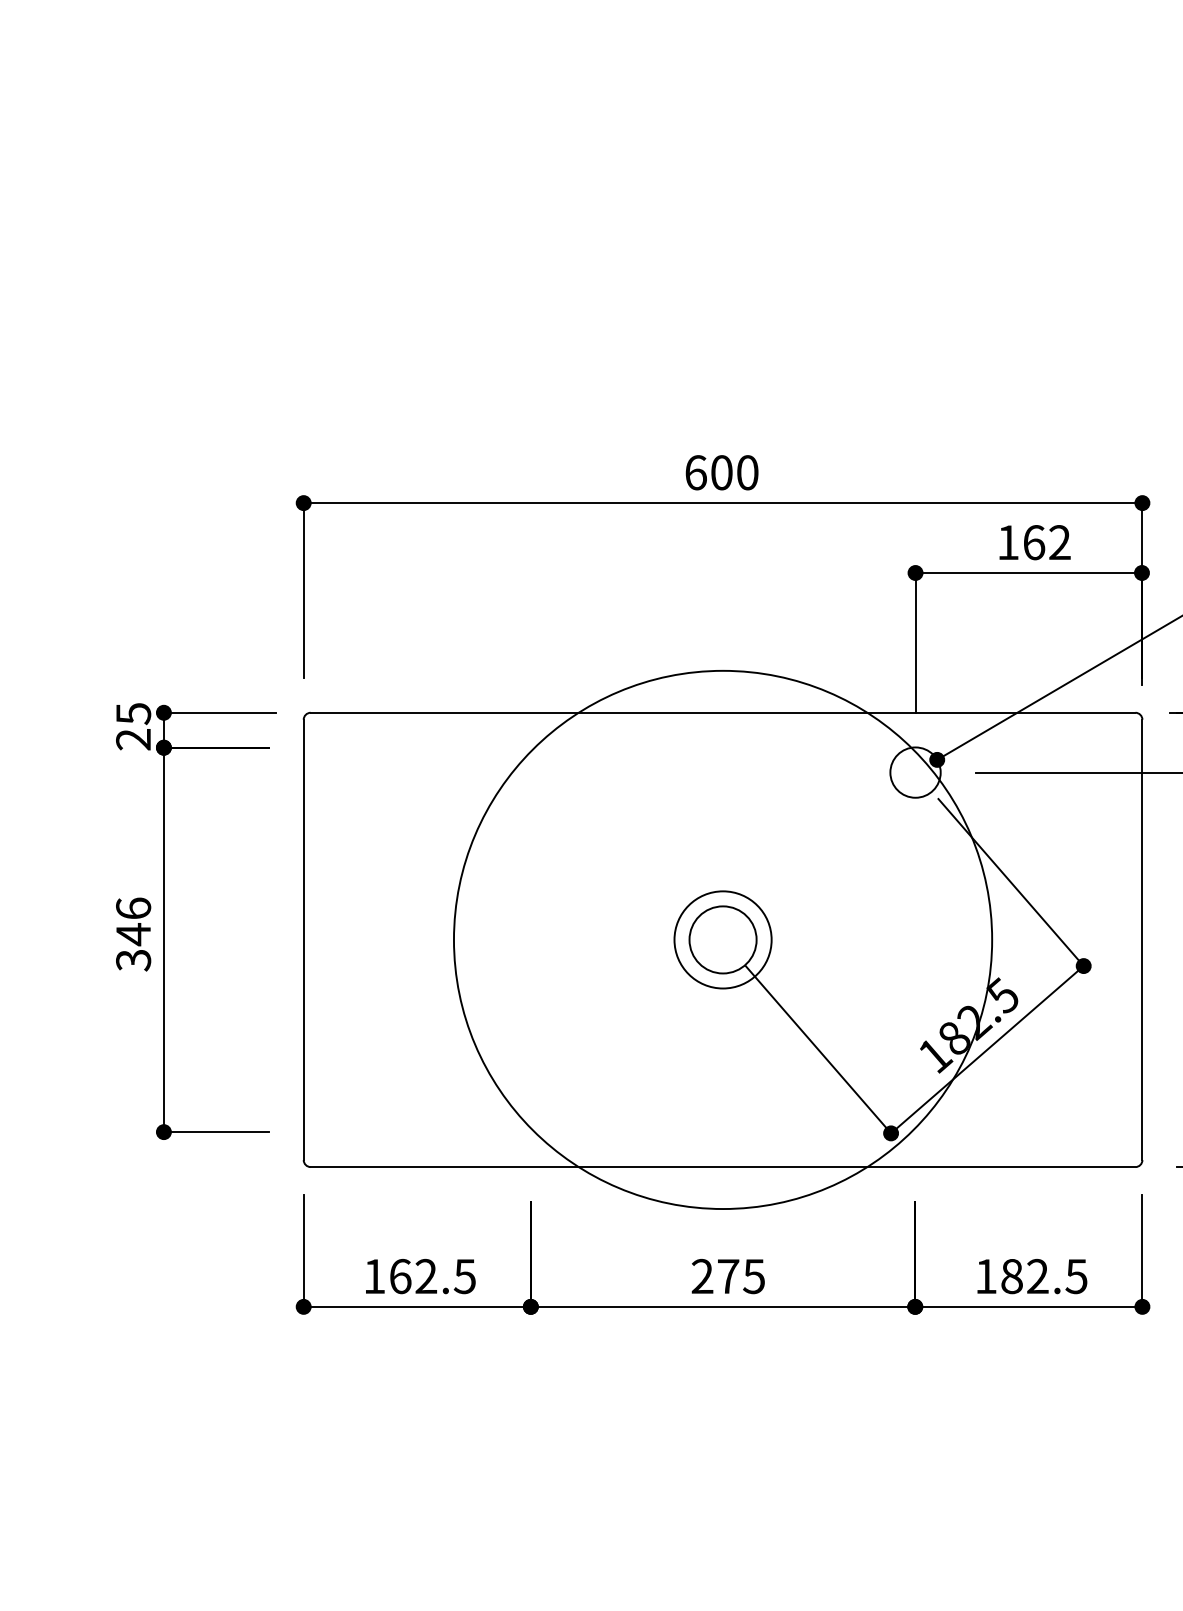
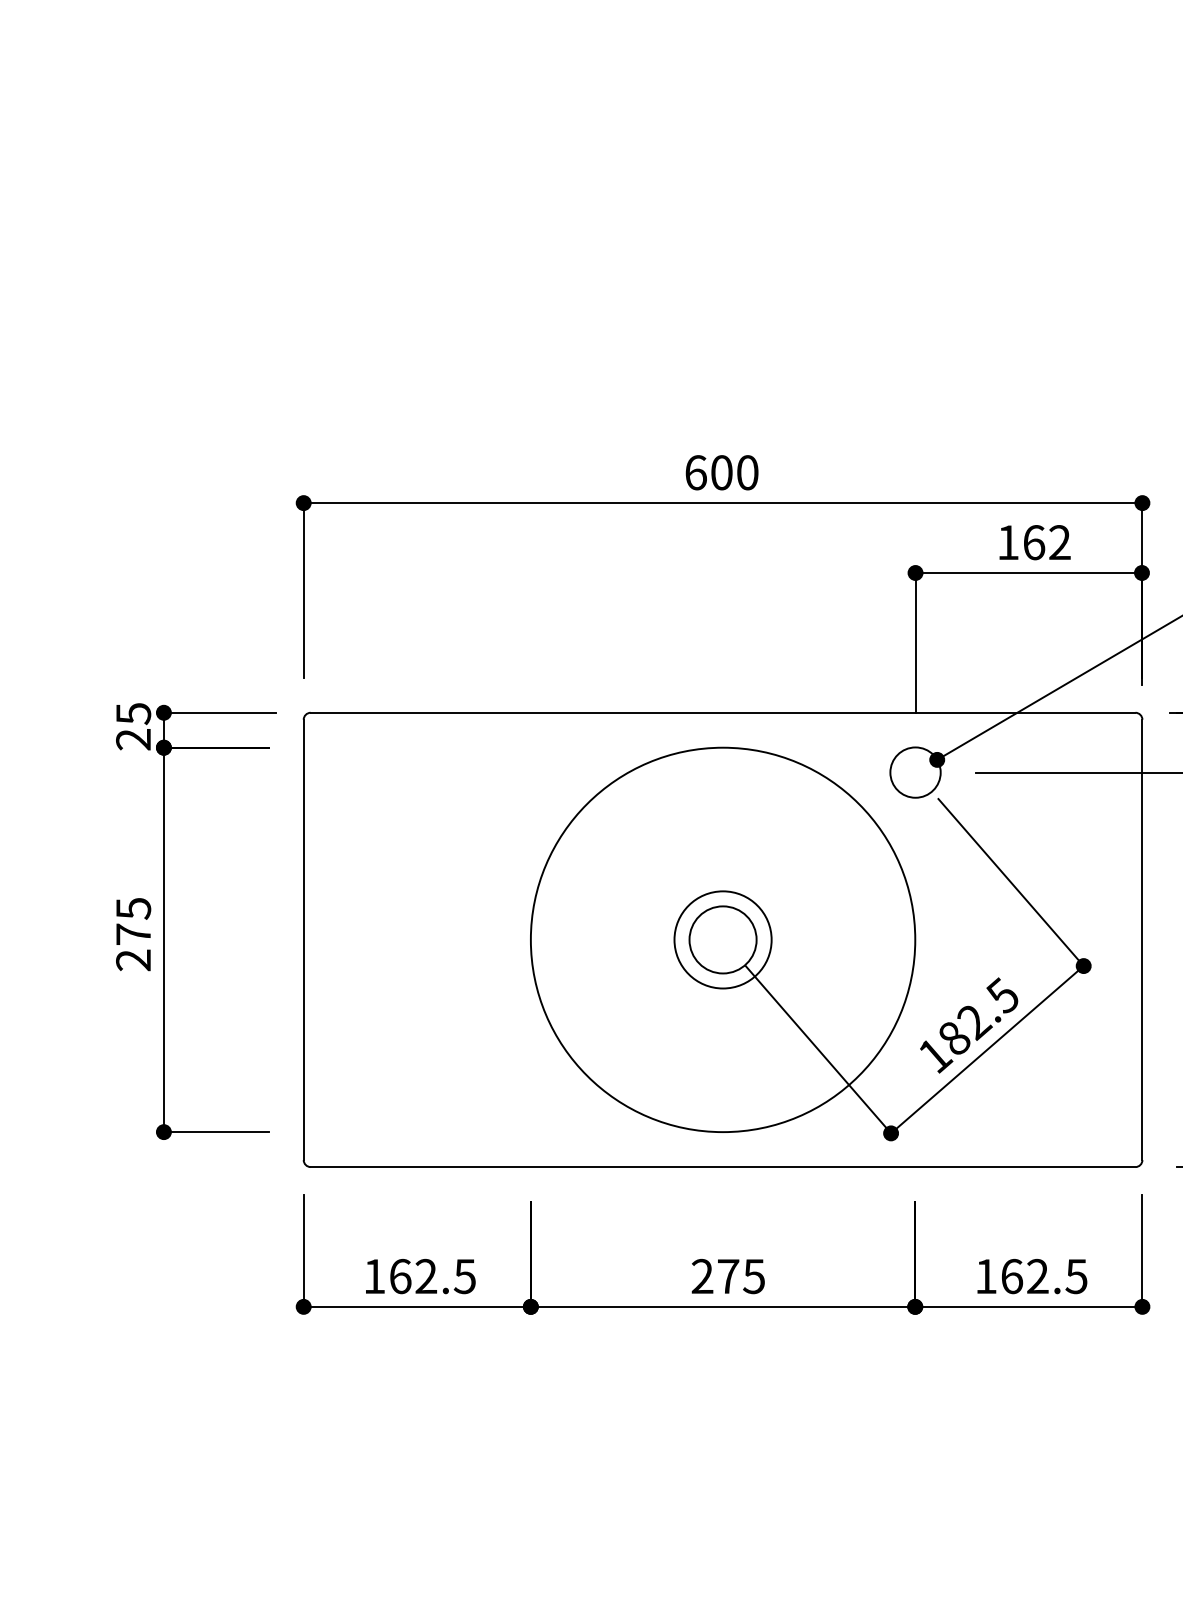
text: 346 -> 275 (133, 934)
circle diameter: 538 px -> 384 px (722, 939)
text: 182.5 -> 162.5 (1012, 1276)
